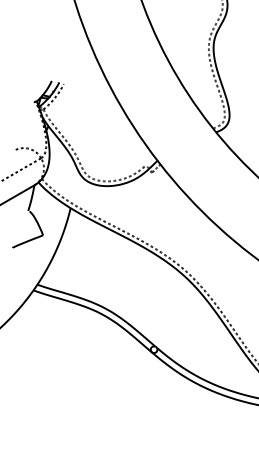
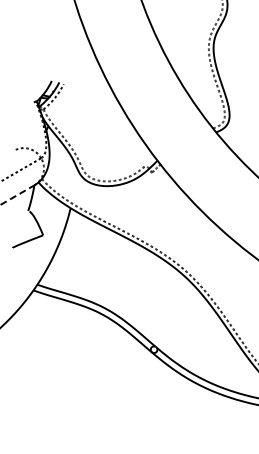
line: solid -> dashed (17, 195)
